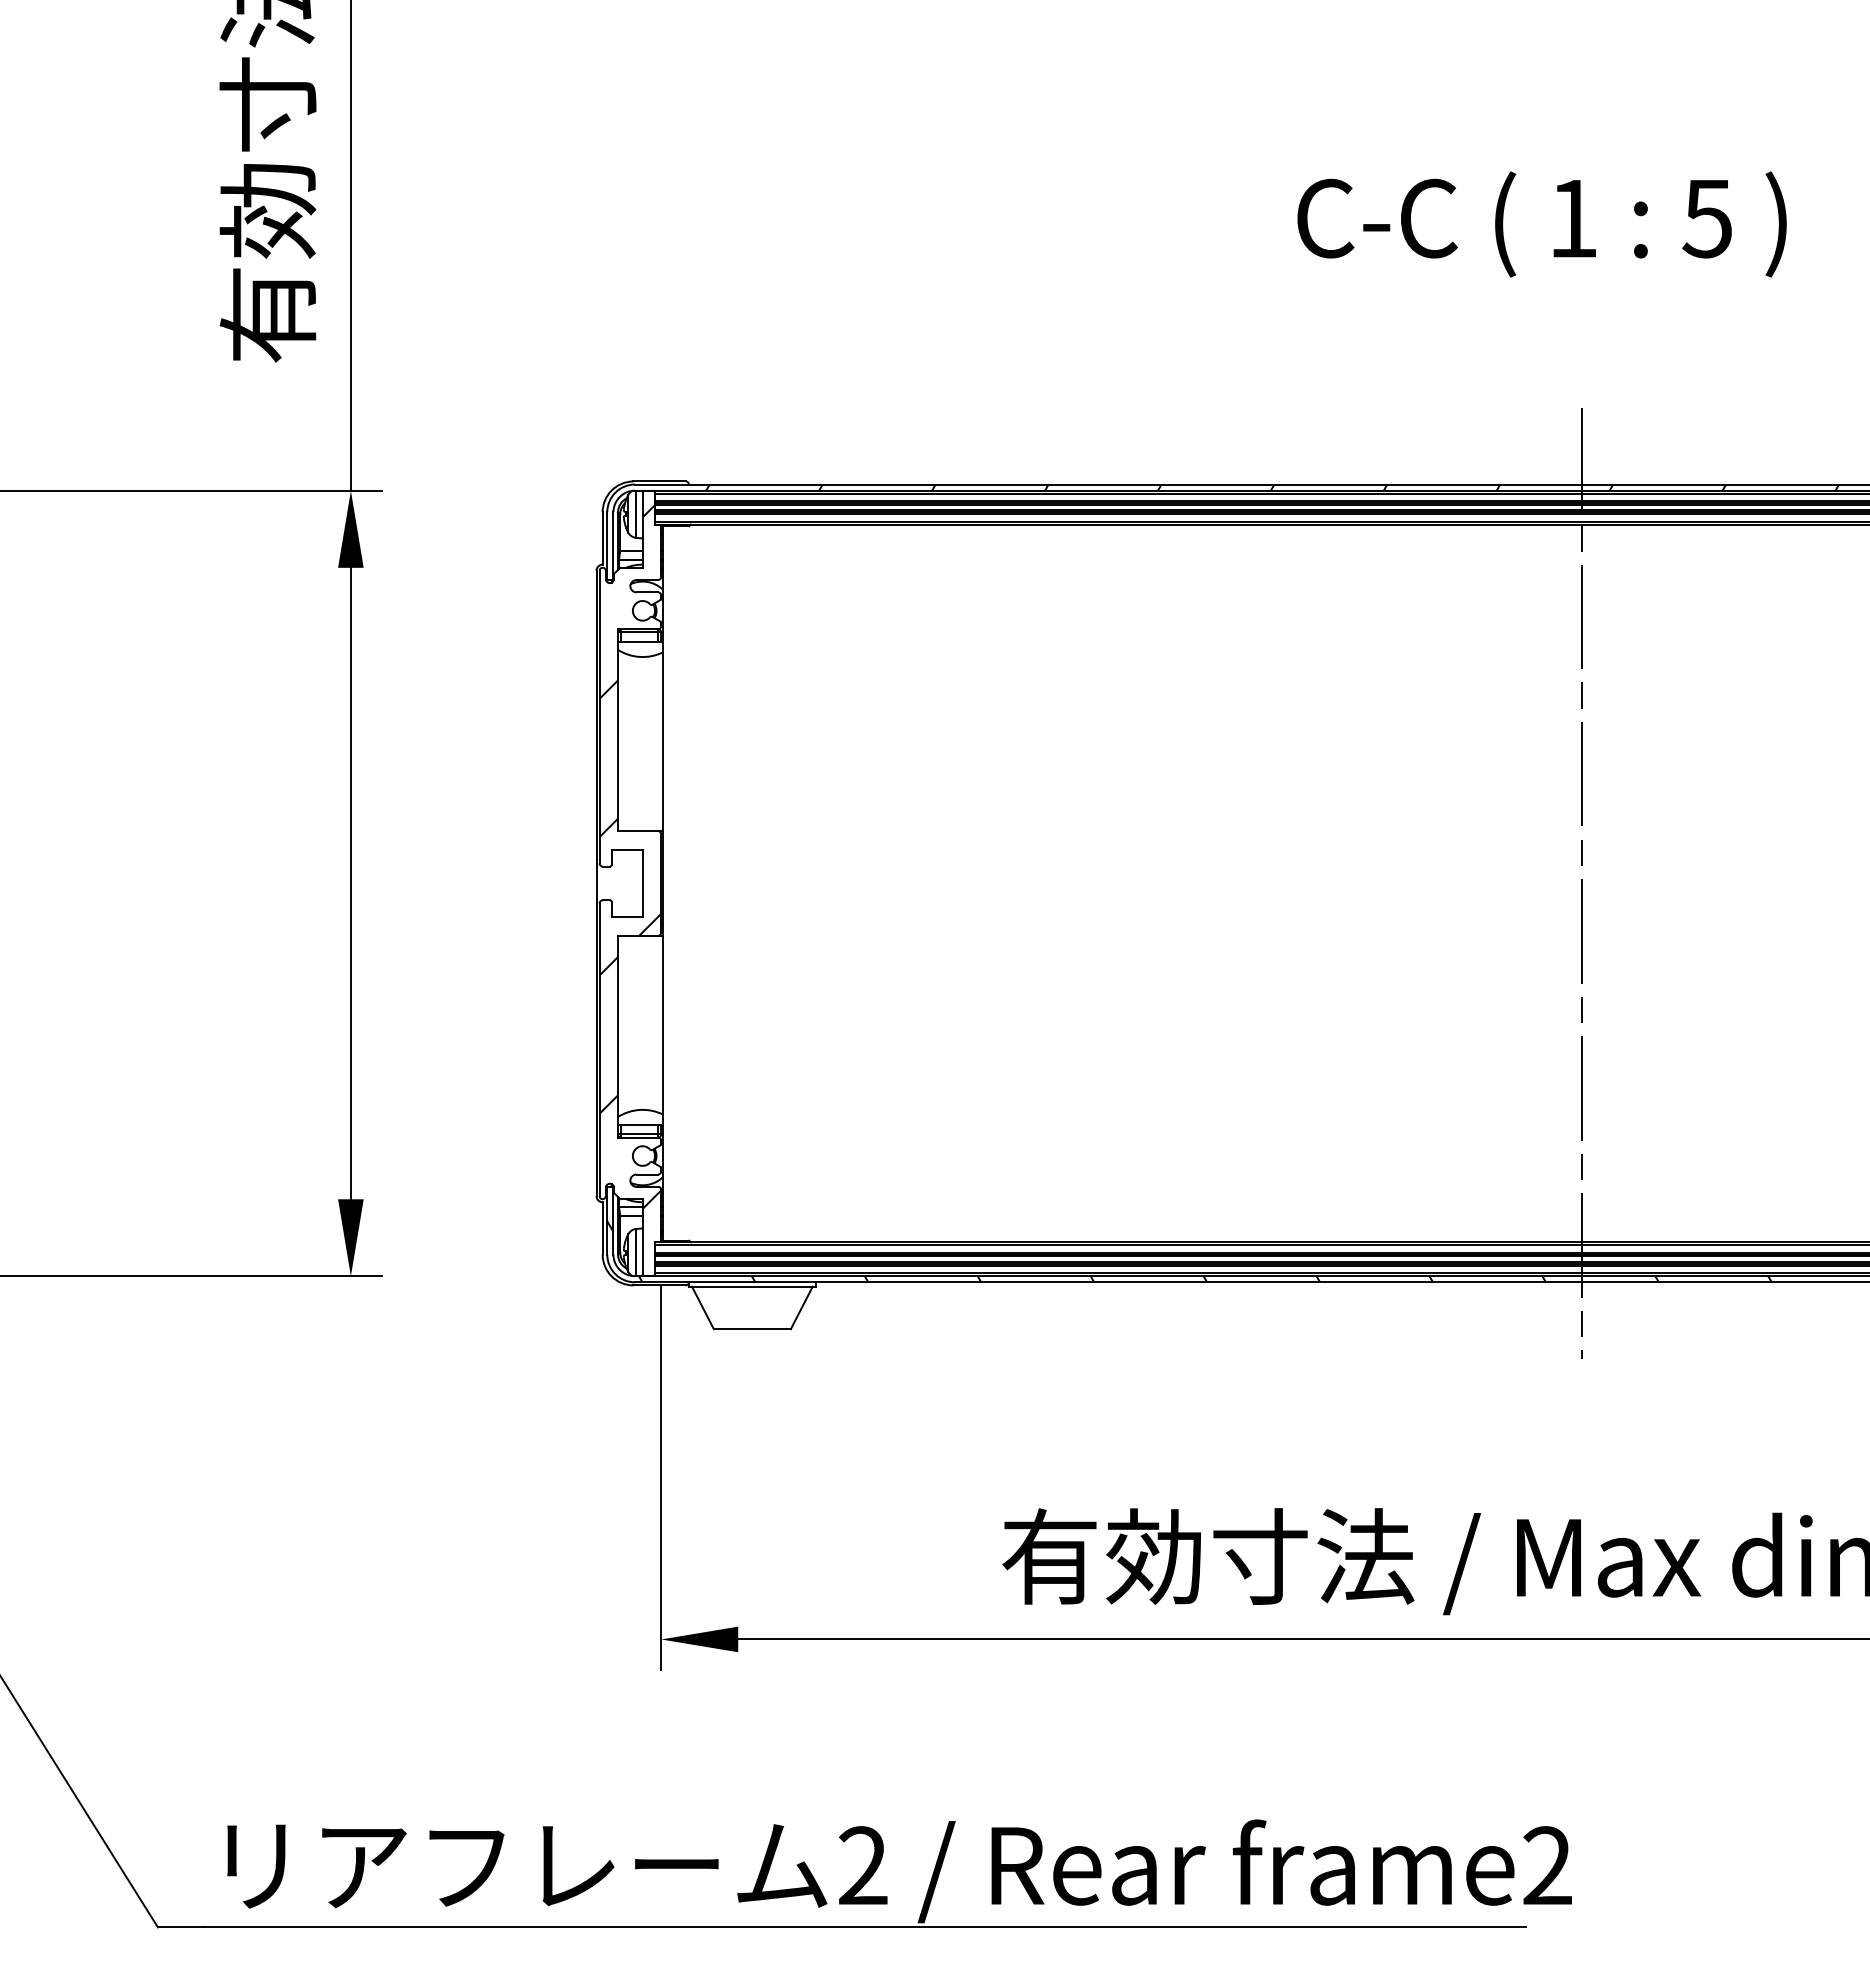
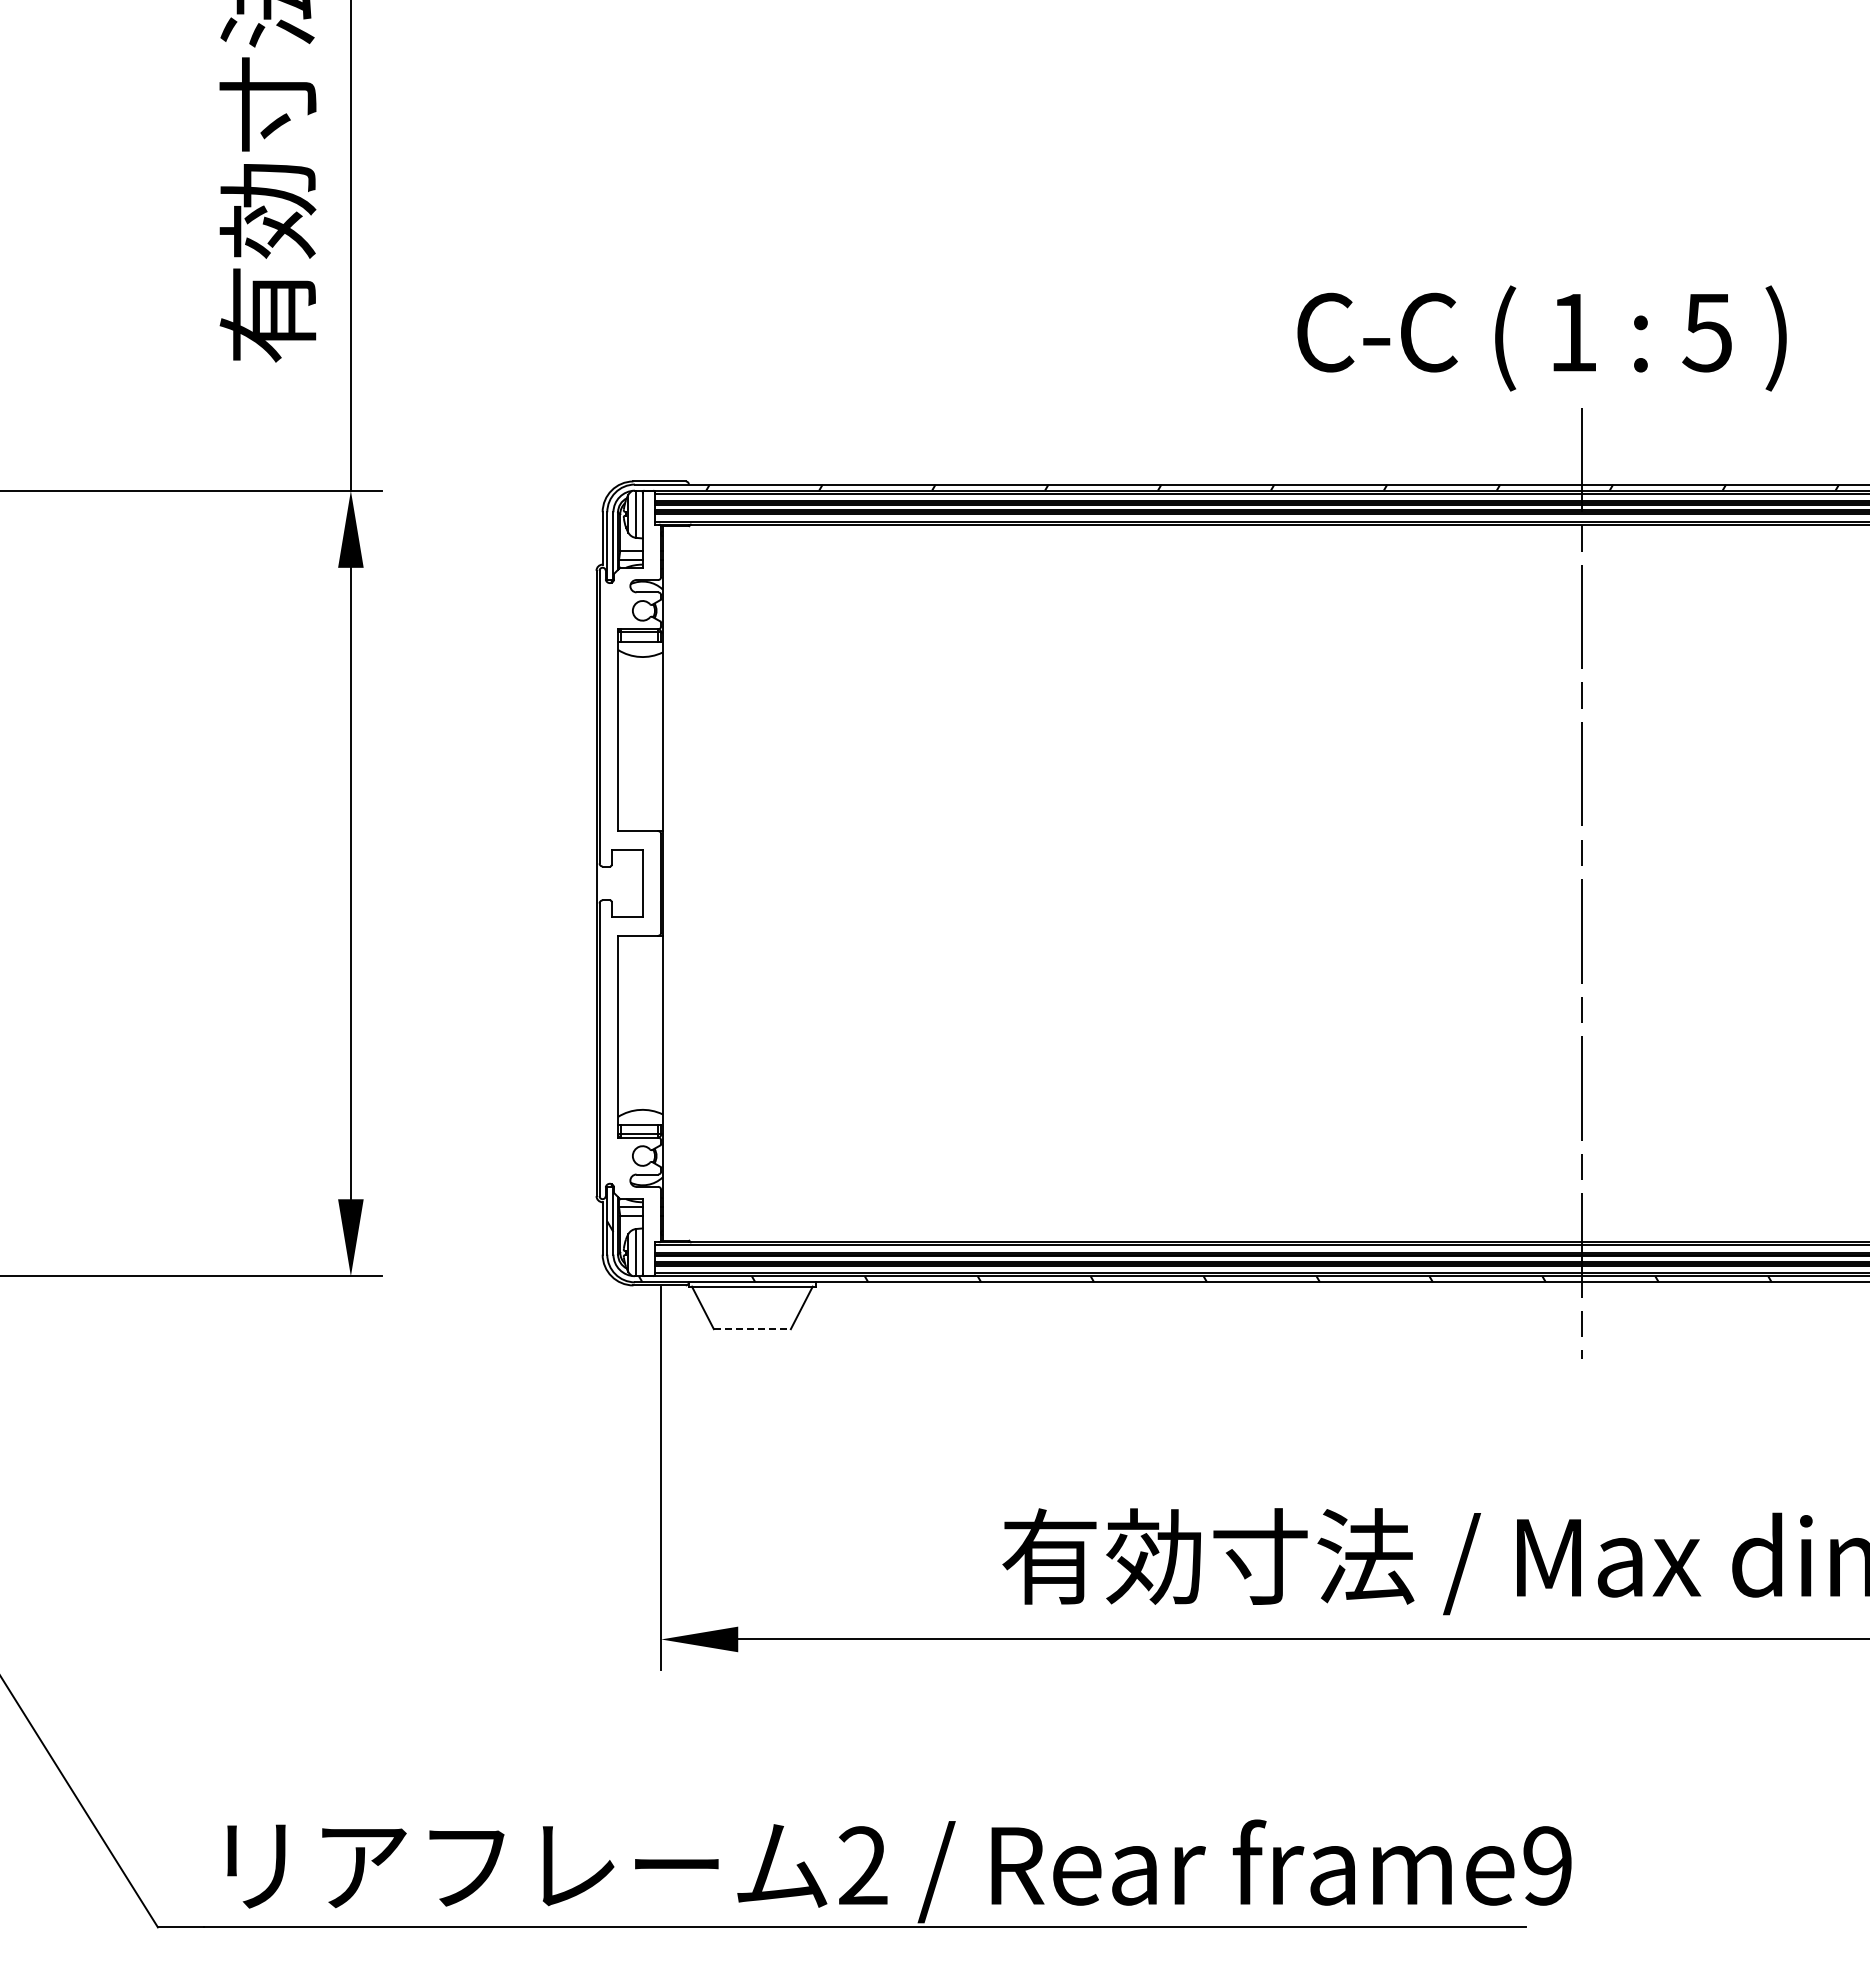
text position: (1541, 224) -> (1541, 338) (1541, 338)
hatch: present -> none (630, 856)
line: solid -> dashed (752, 1329)
text: frame2 -> frame9 (1547, 1865)
